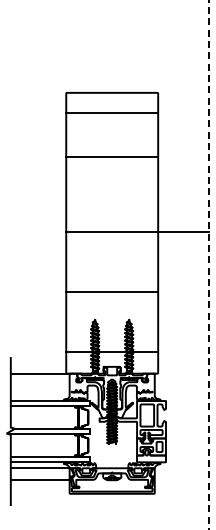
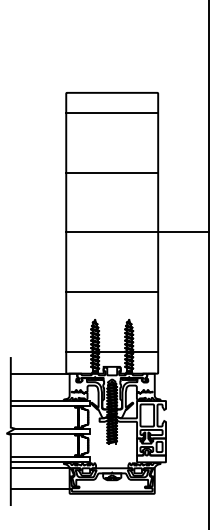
line position: (112, 156) -> (112, 172) (112, 172)
line: dashed -> solid (209, 265)
line position: (39, 479) -> (39, 488) (39, 488)
